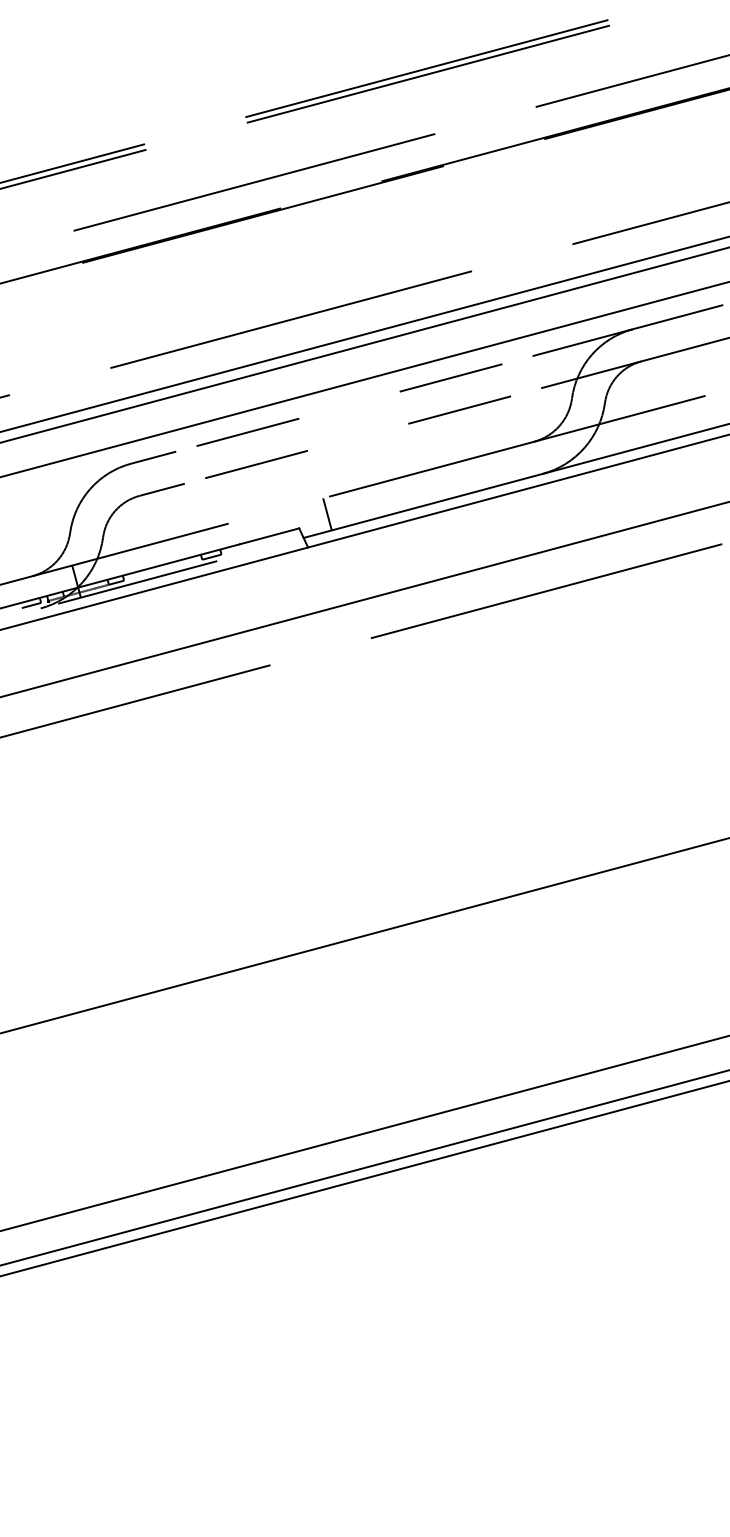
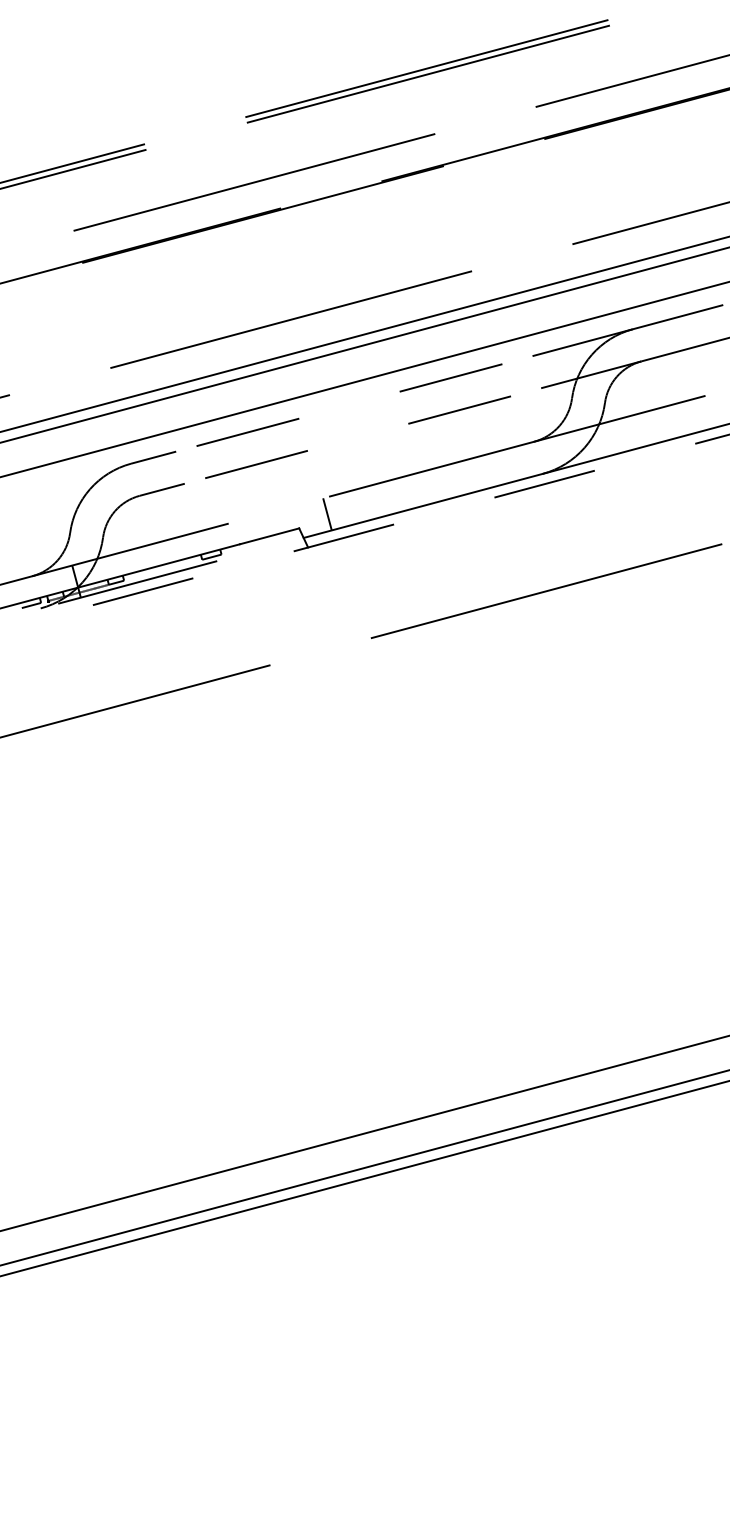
line: solid -> dashed (365, 532)
line: present -> none (364, 599)
line: present -> none (364, 935)
